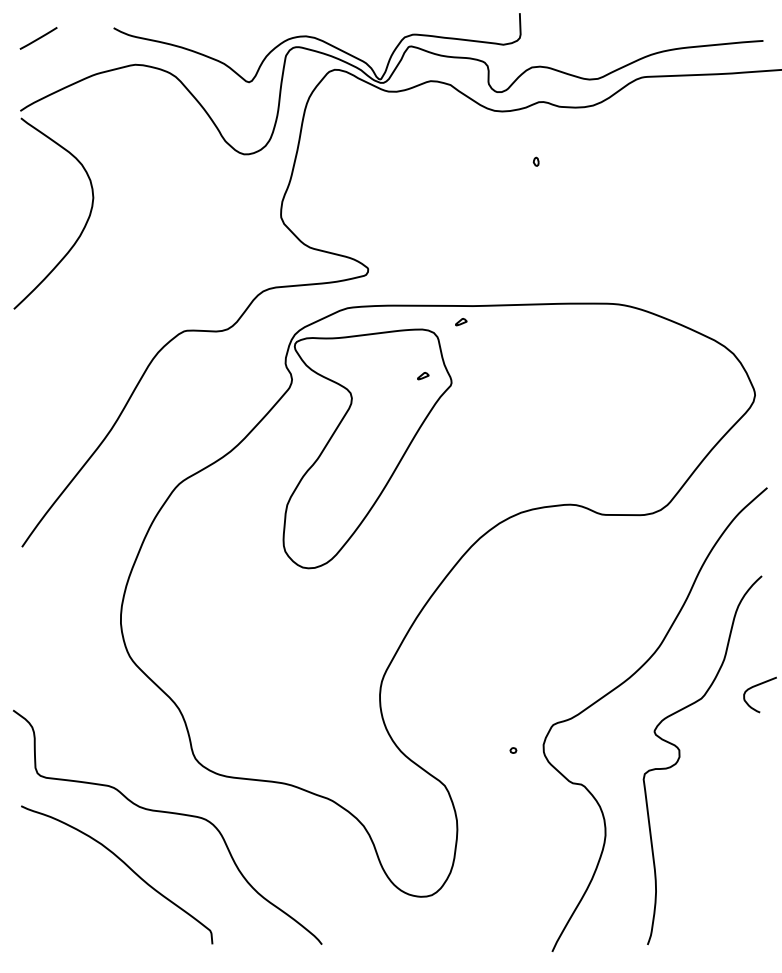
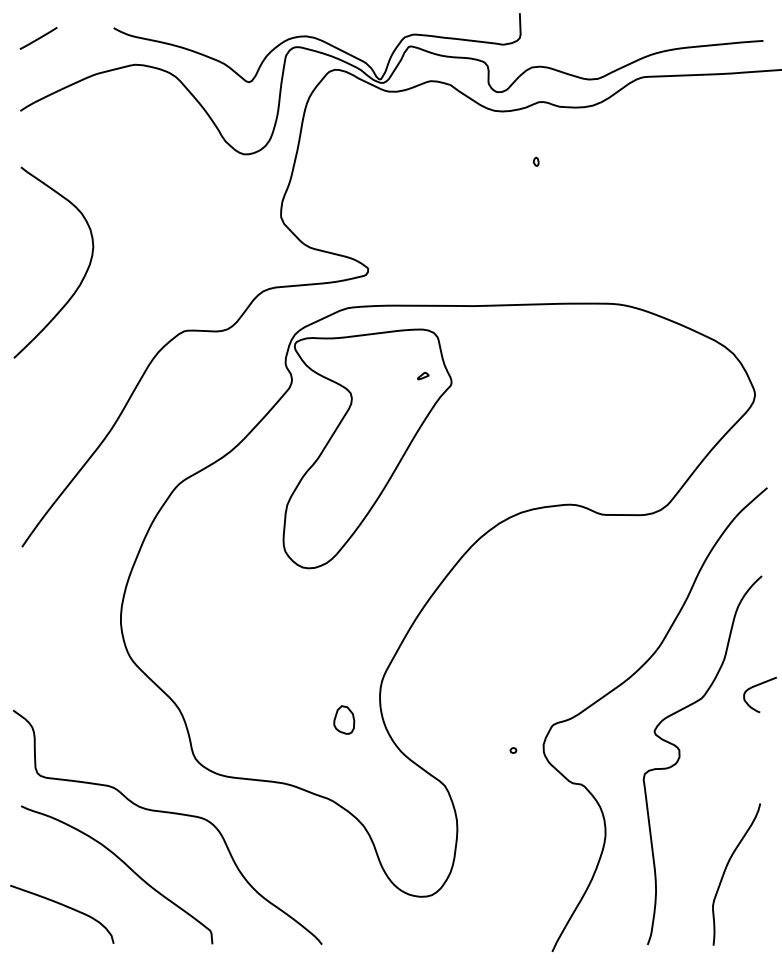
curve position: (80, 232) -> (80, 281) (80, 281)
part: present -> none (461, 322)
part: none -> present (344, 719)
curve: none -> present (726, 869)
curve: none -> present (63, 906)
